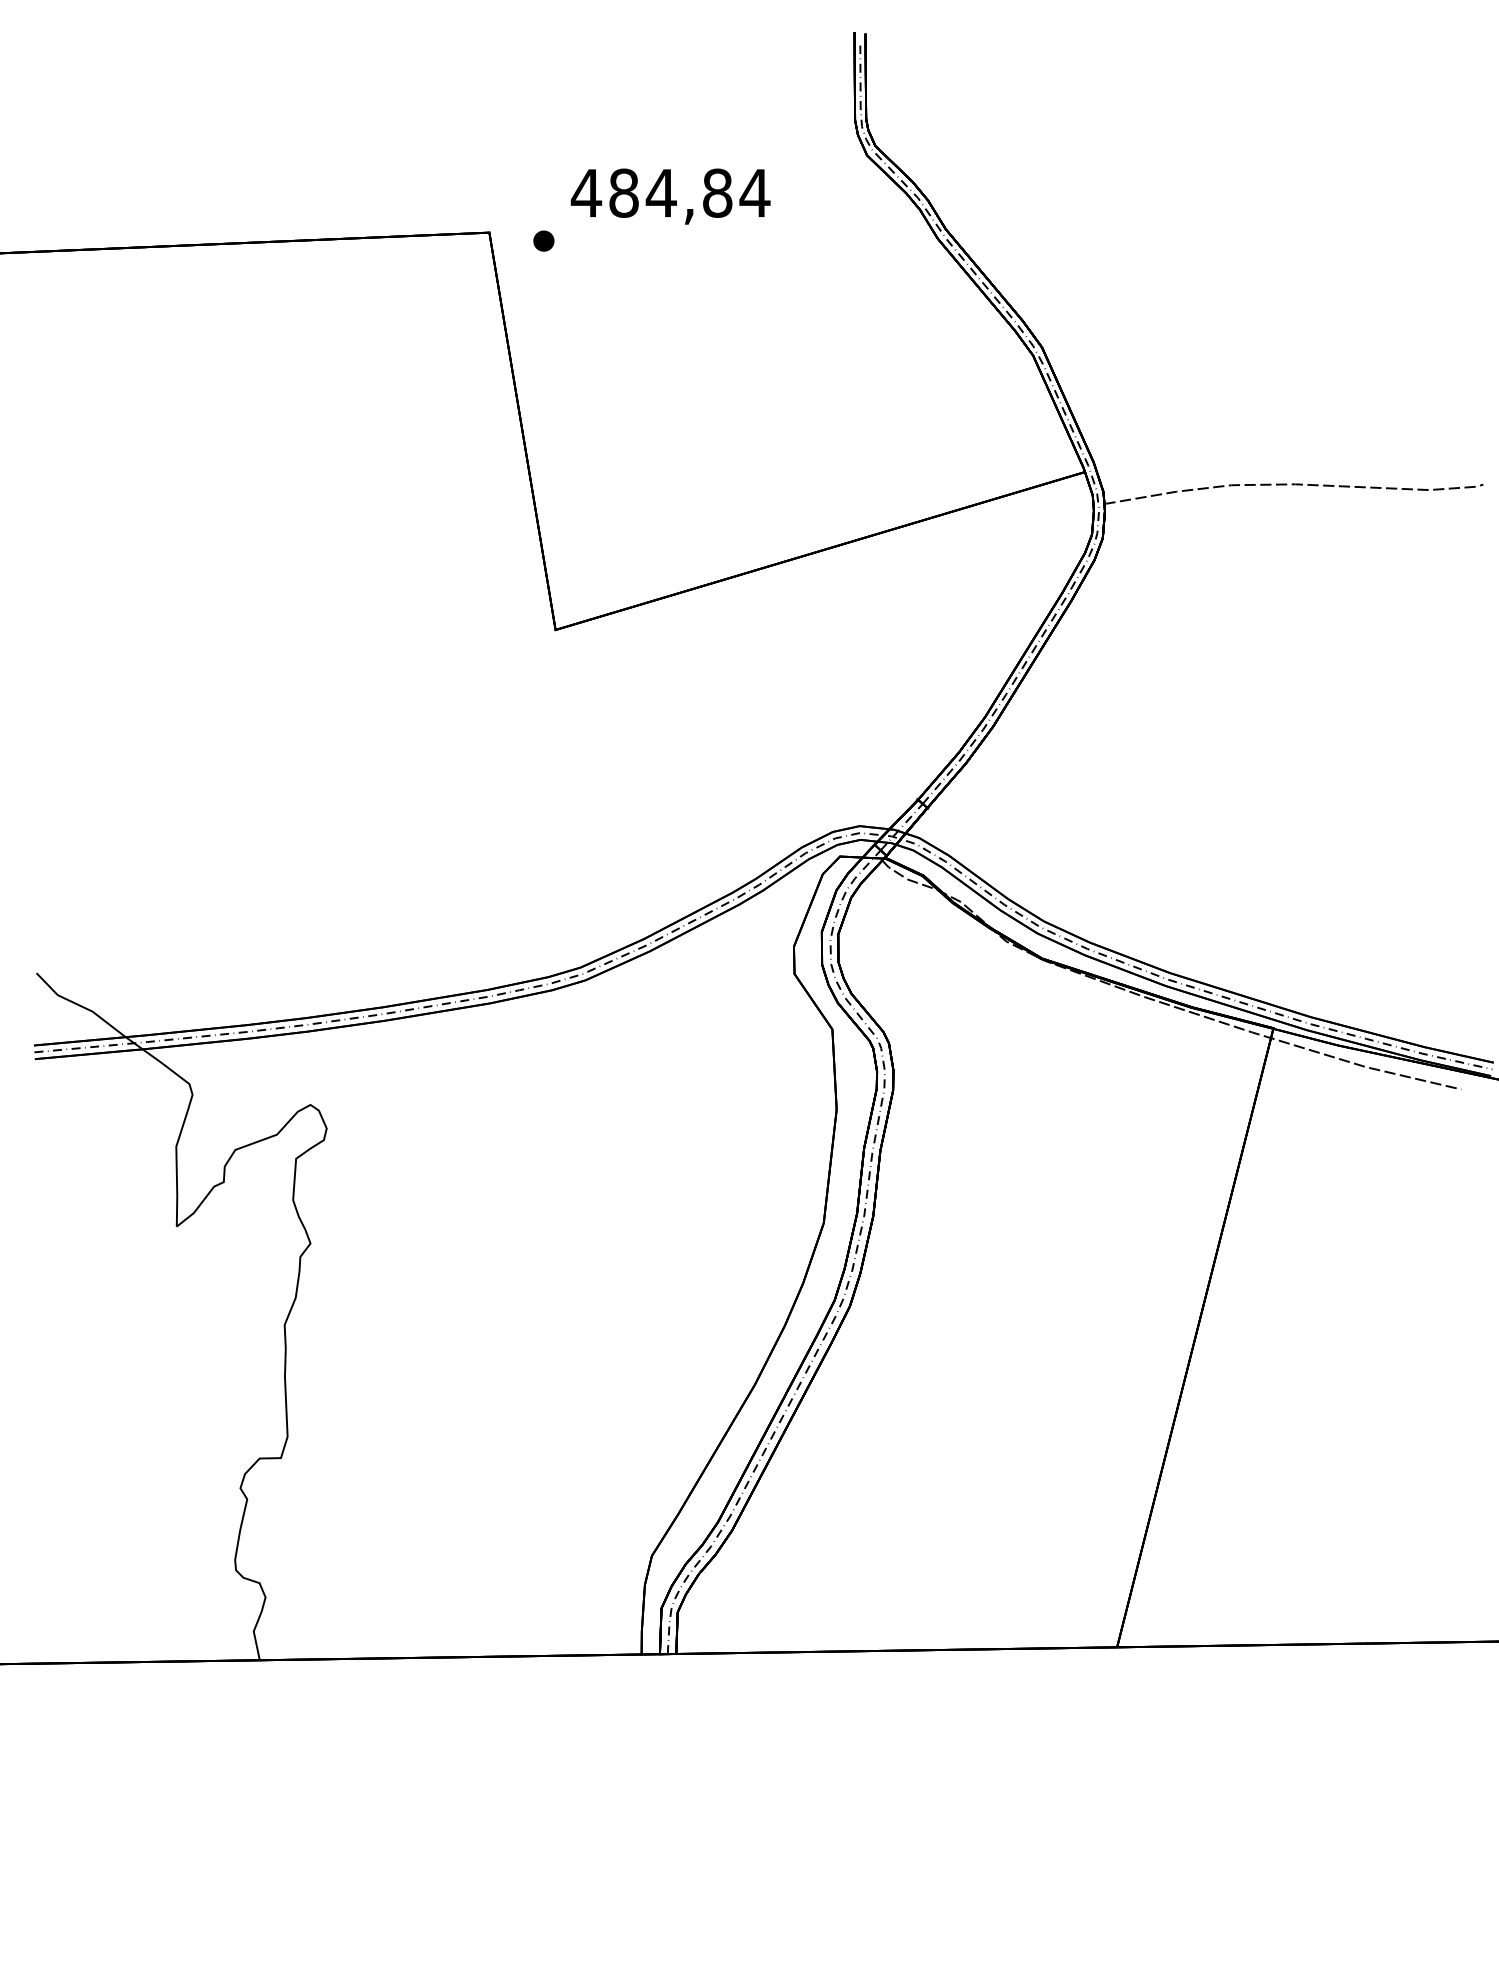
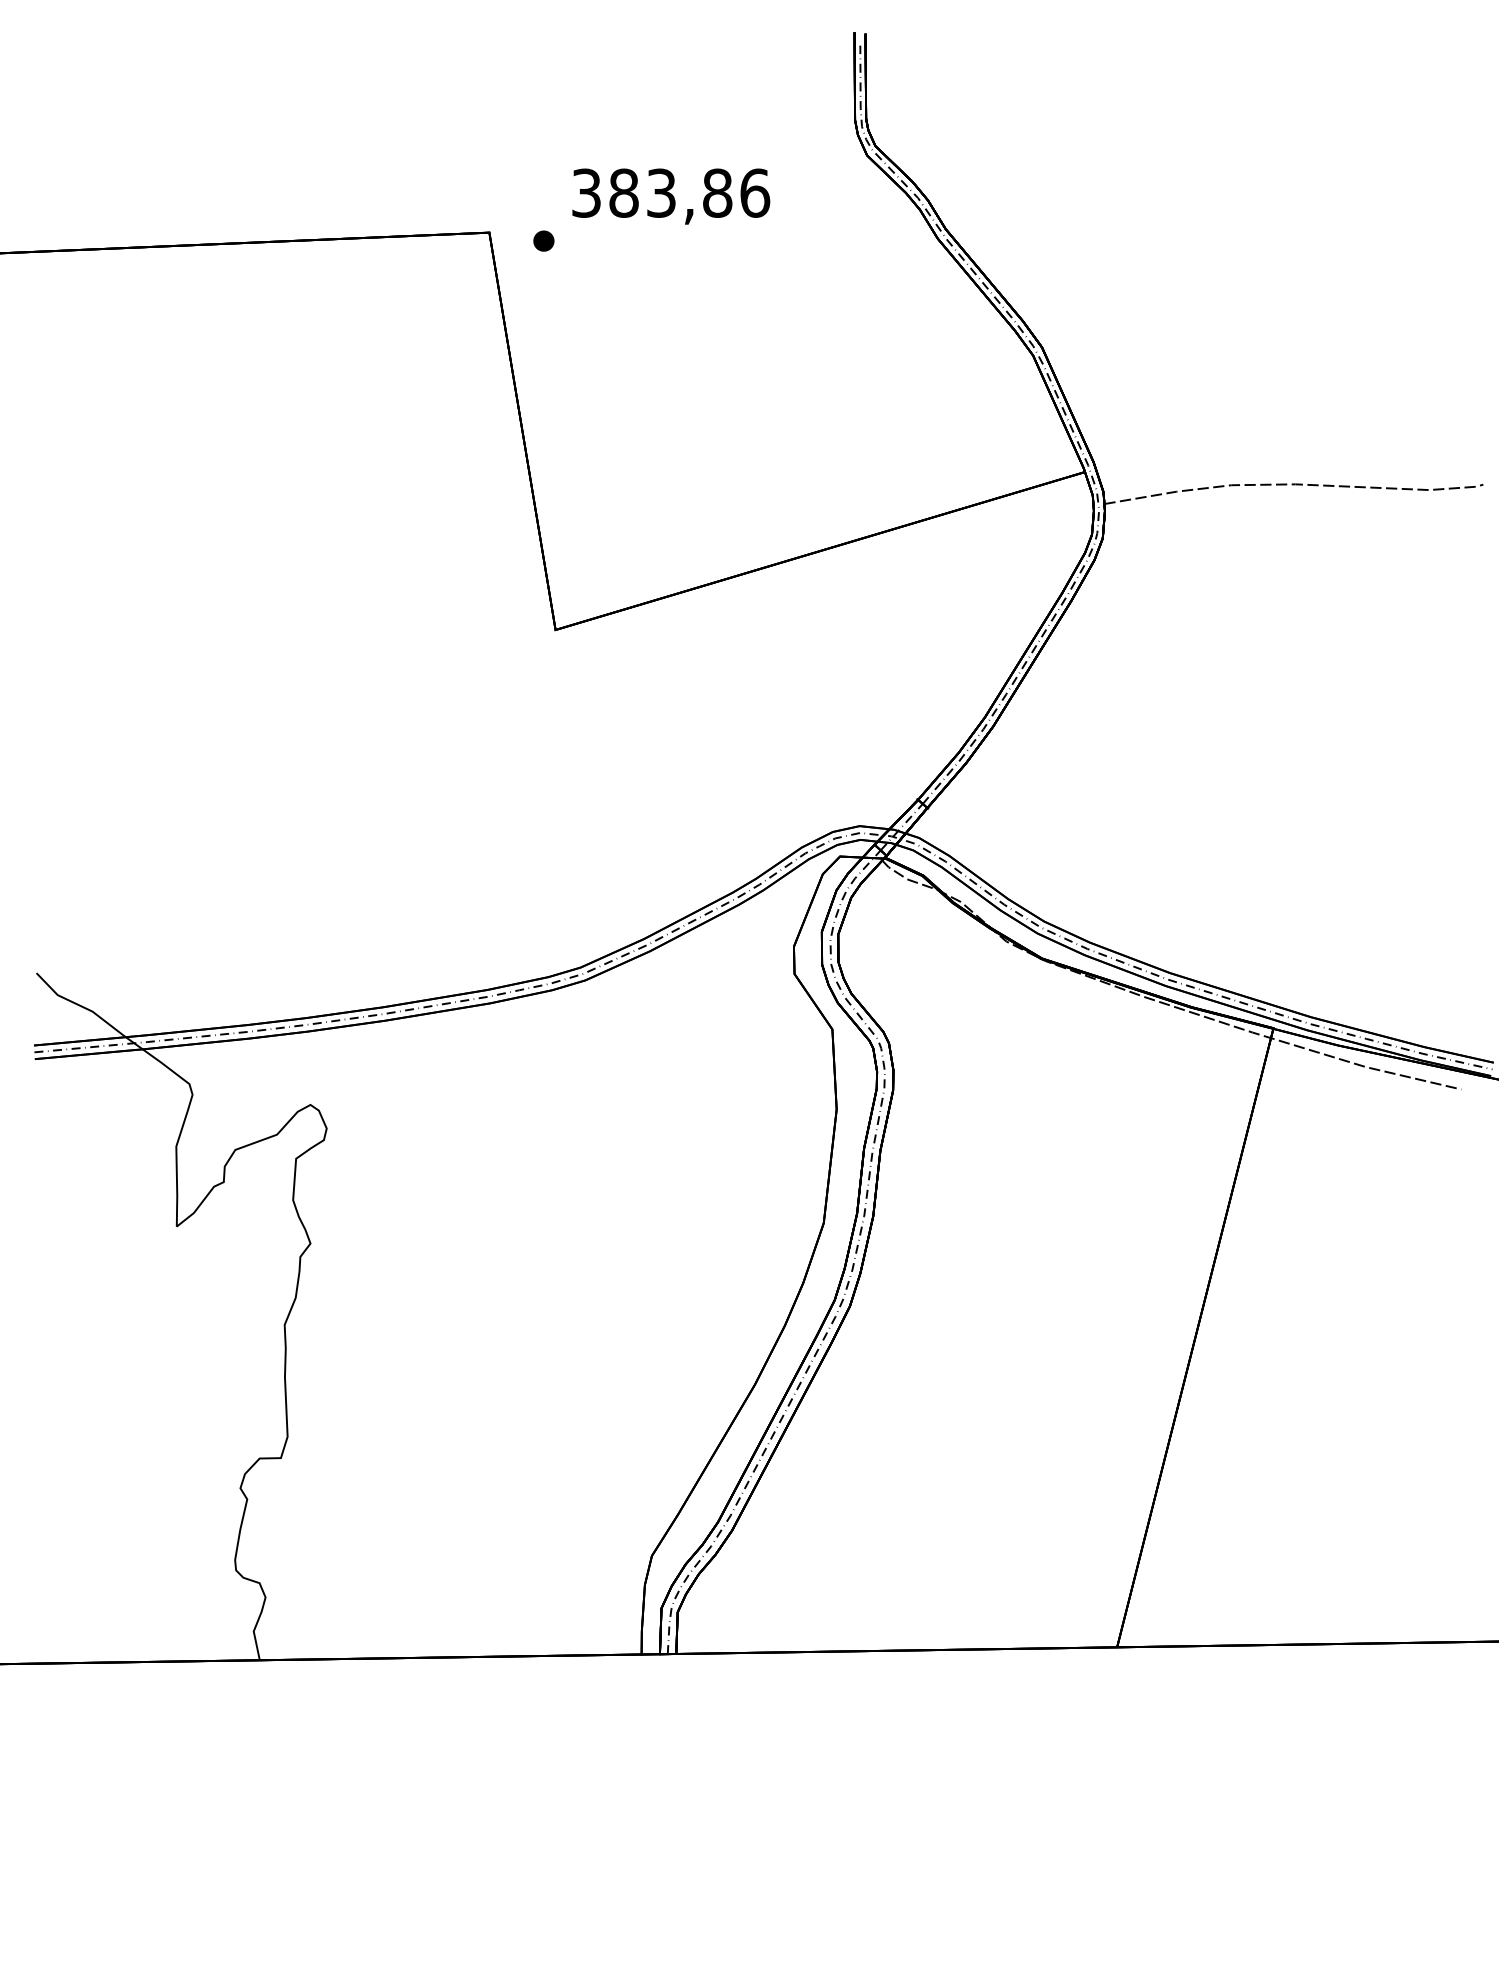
text: 484,84 -> 383,86 (670, 192)
